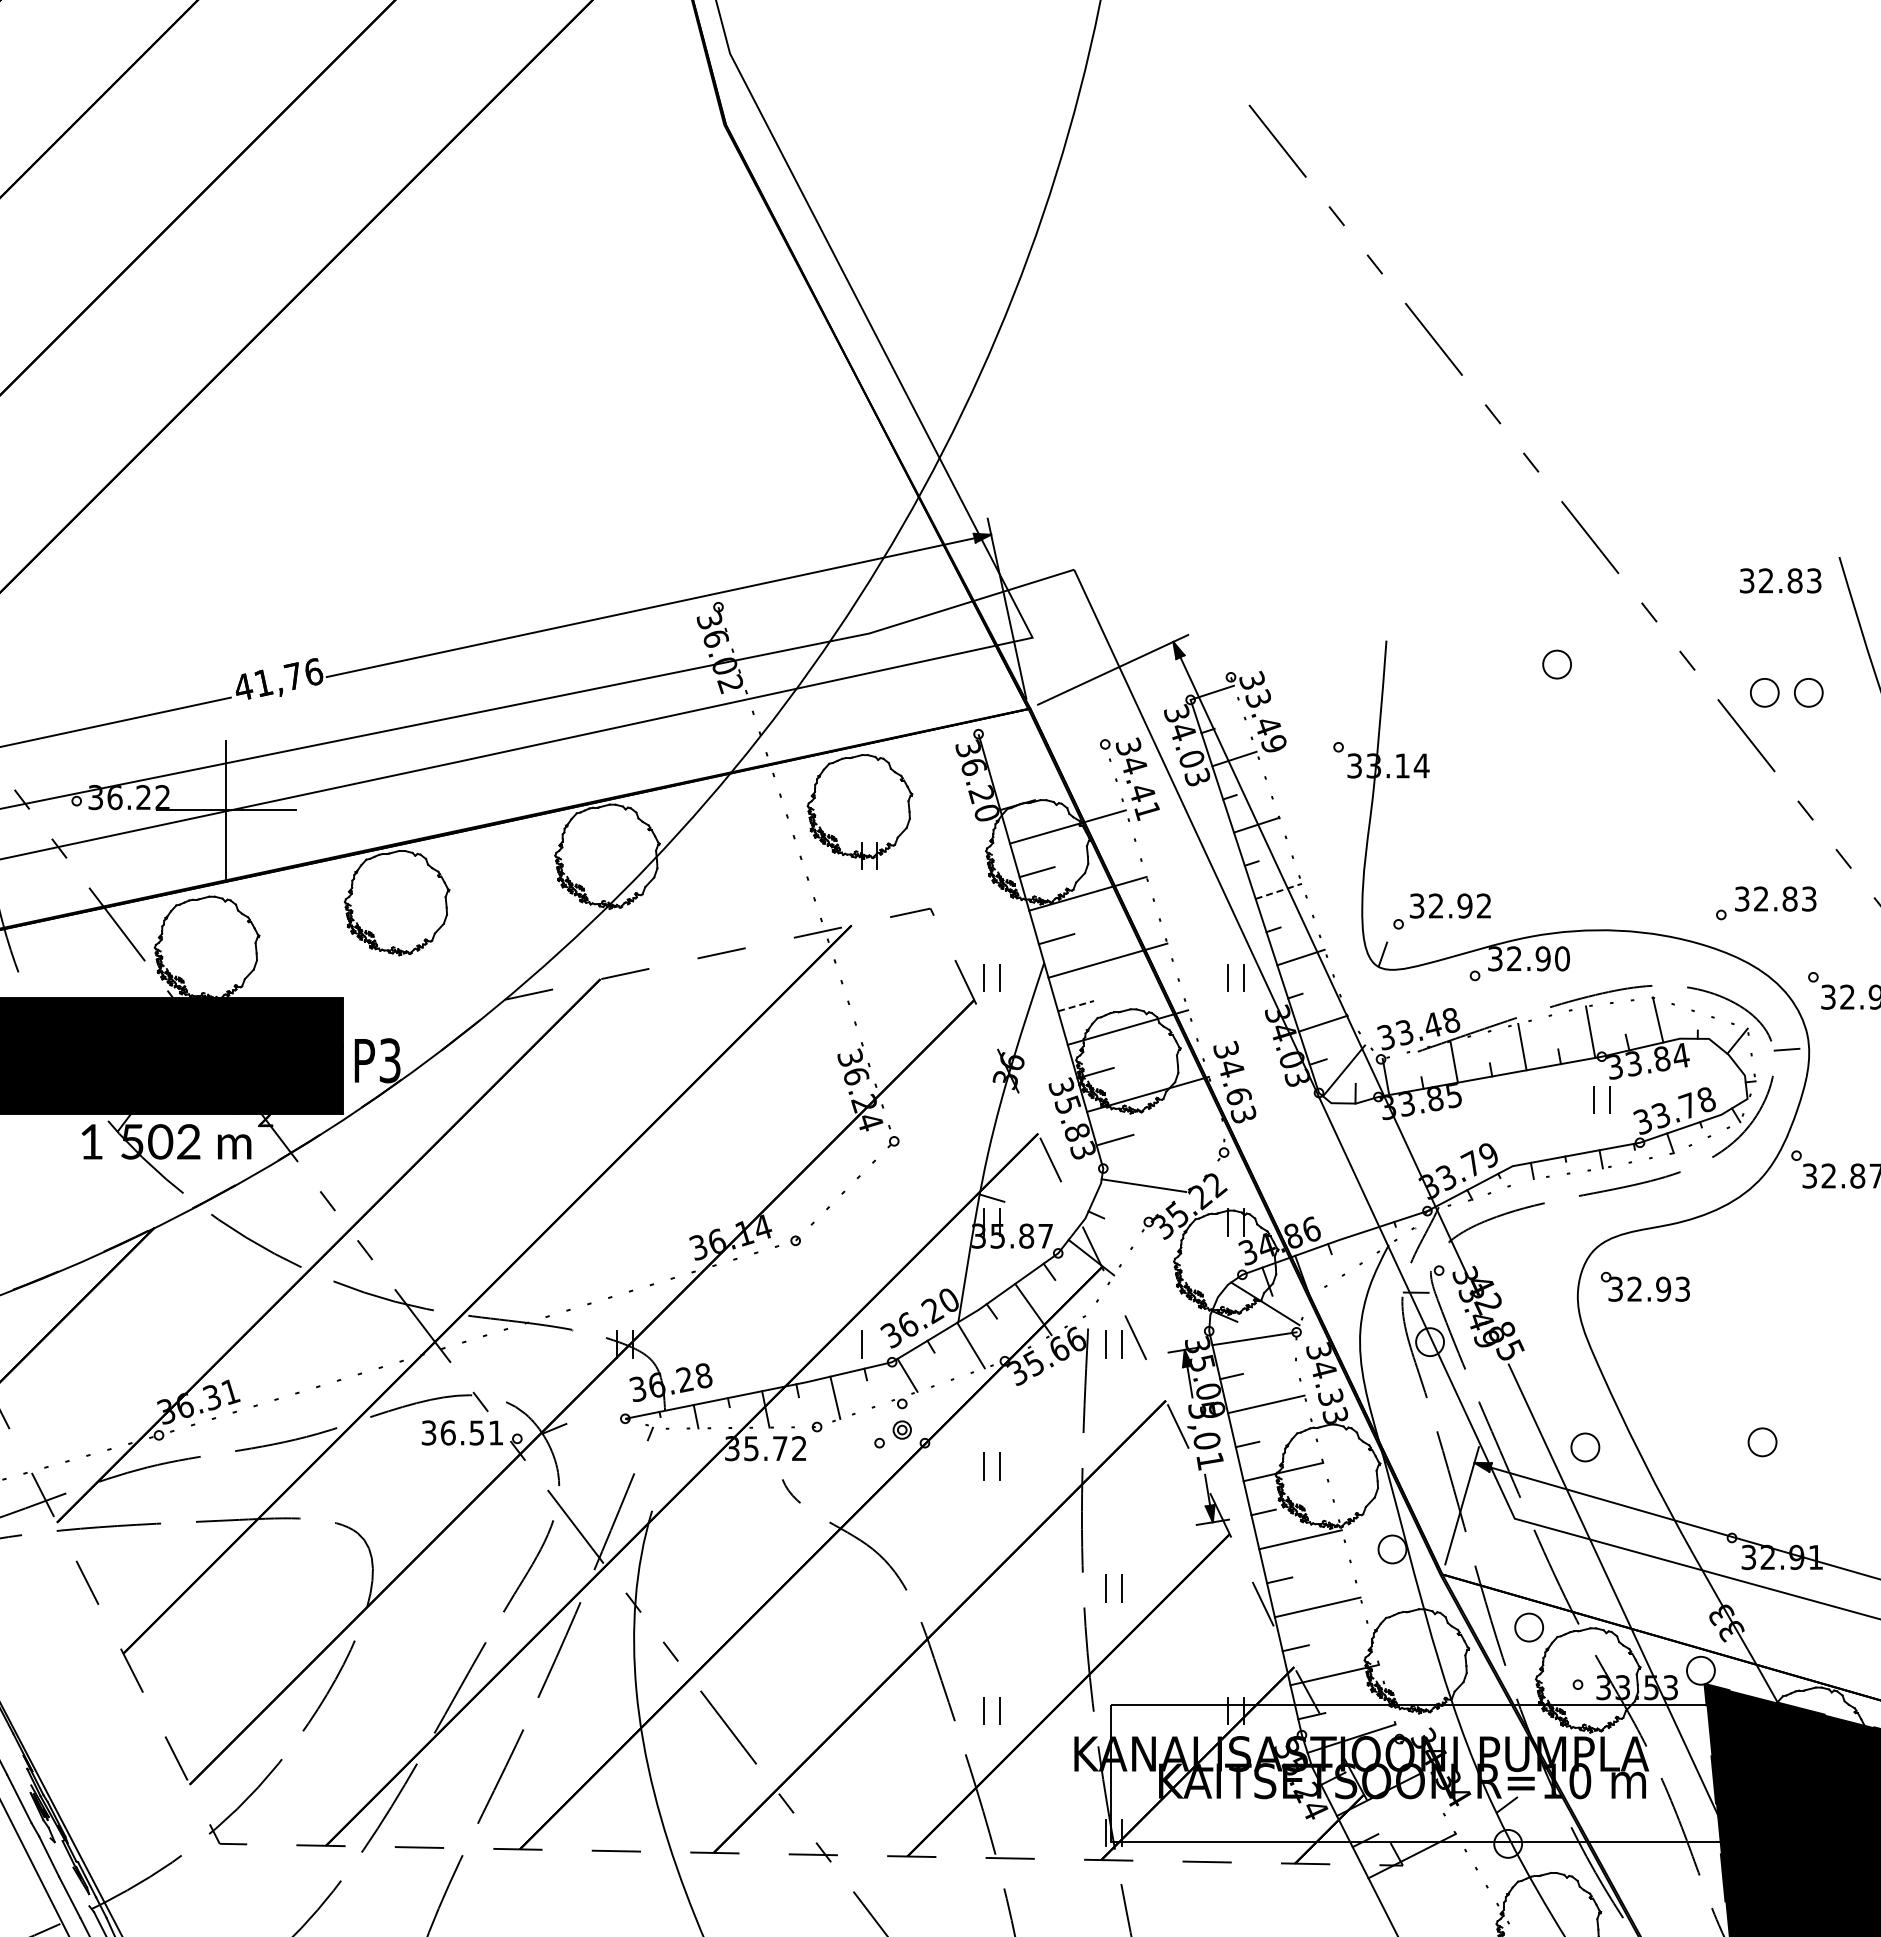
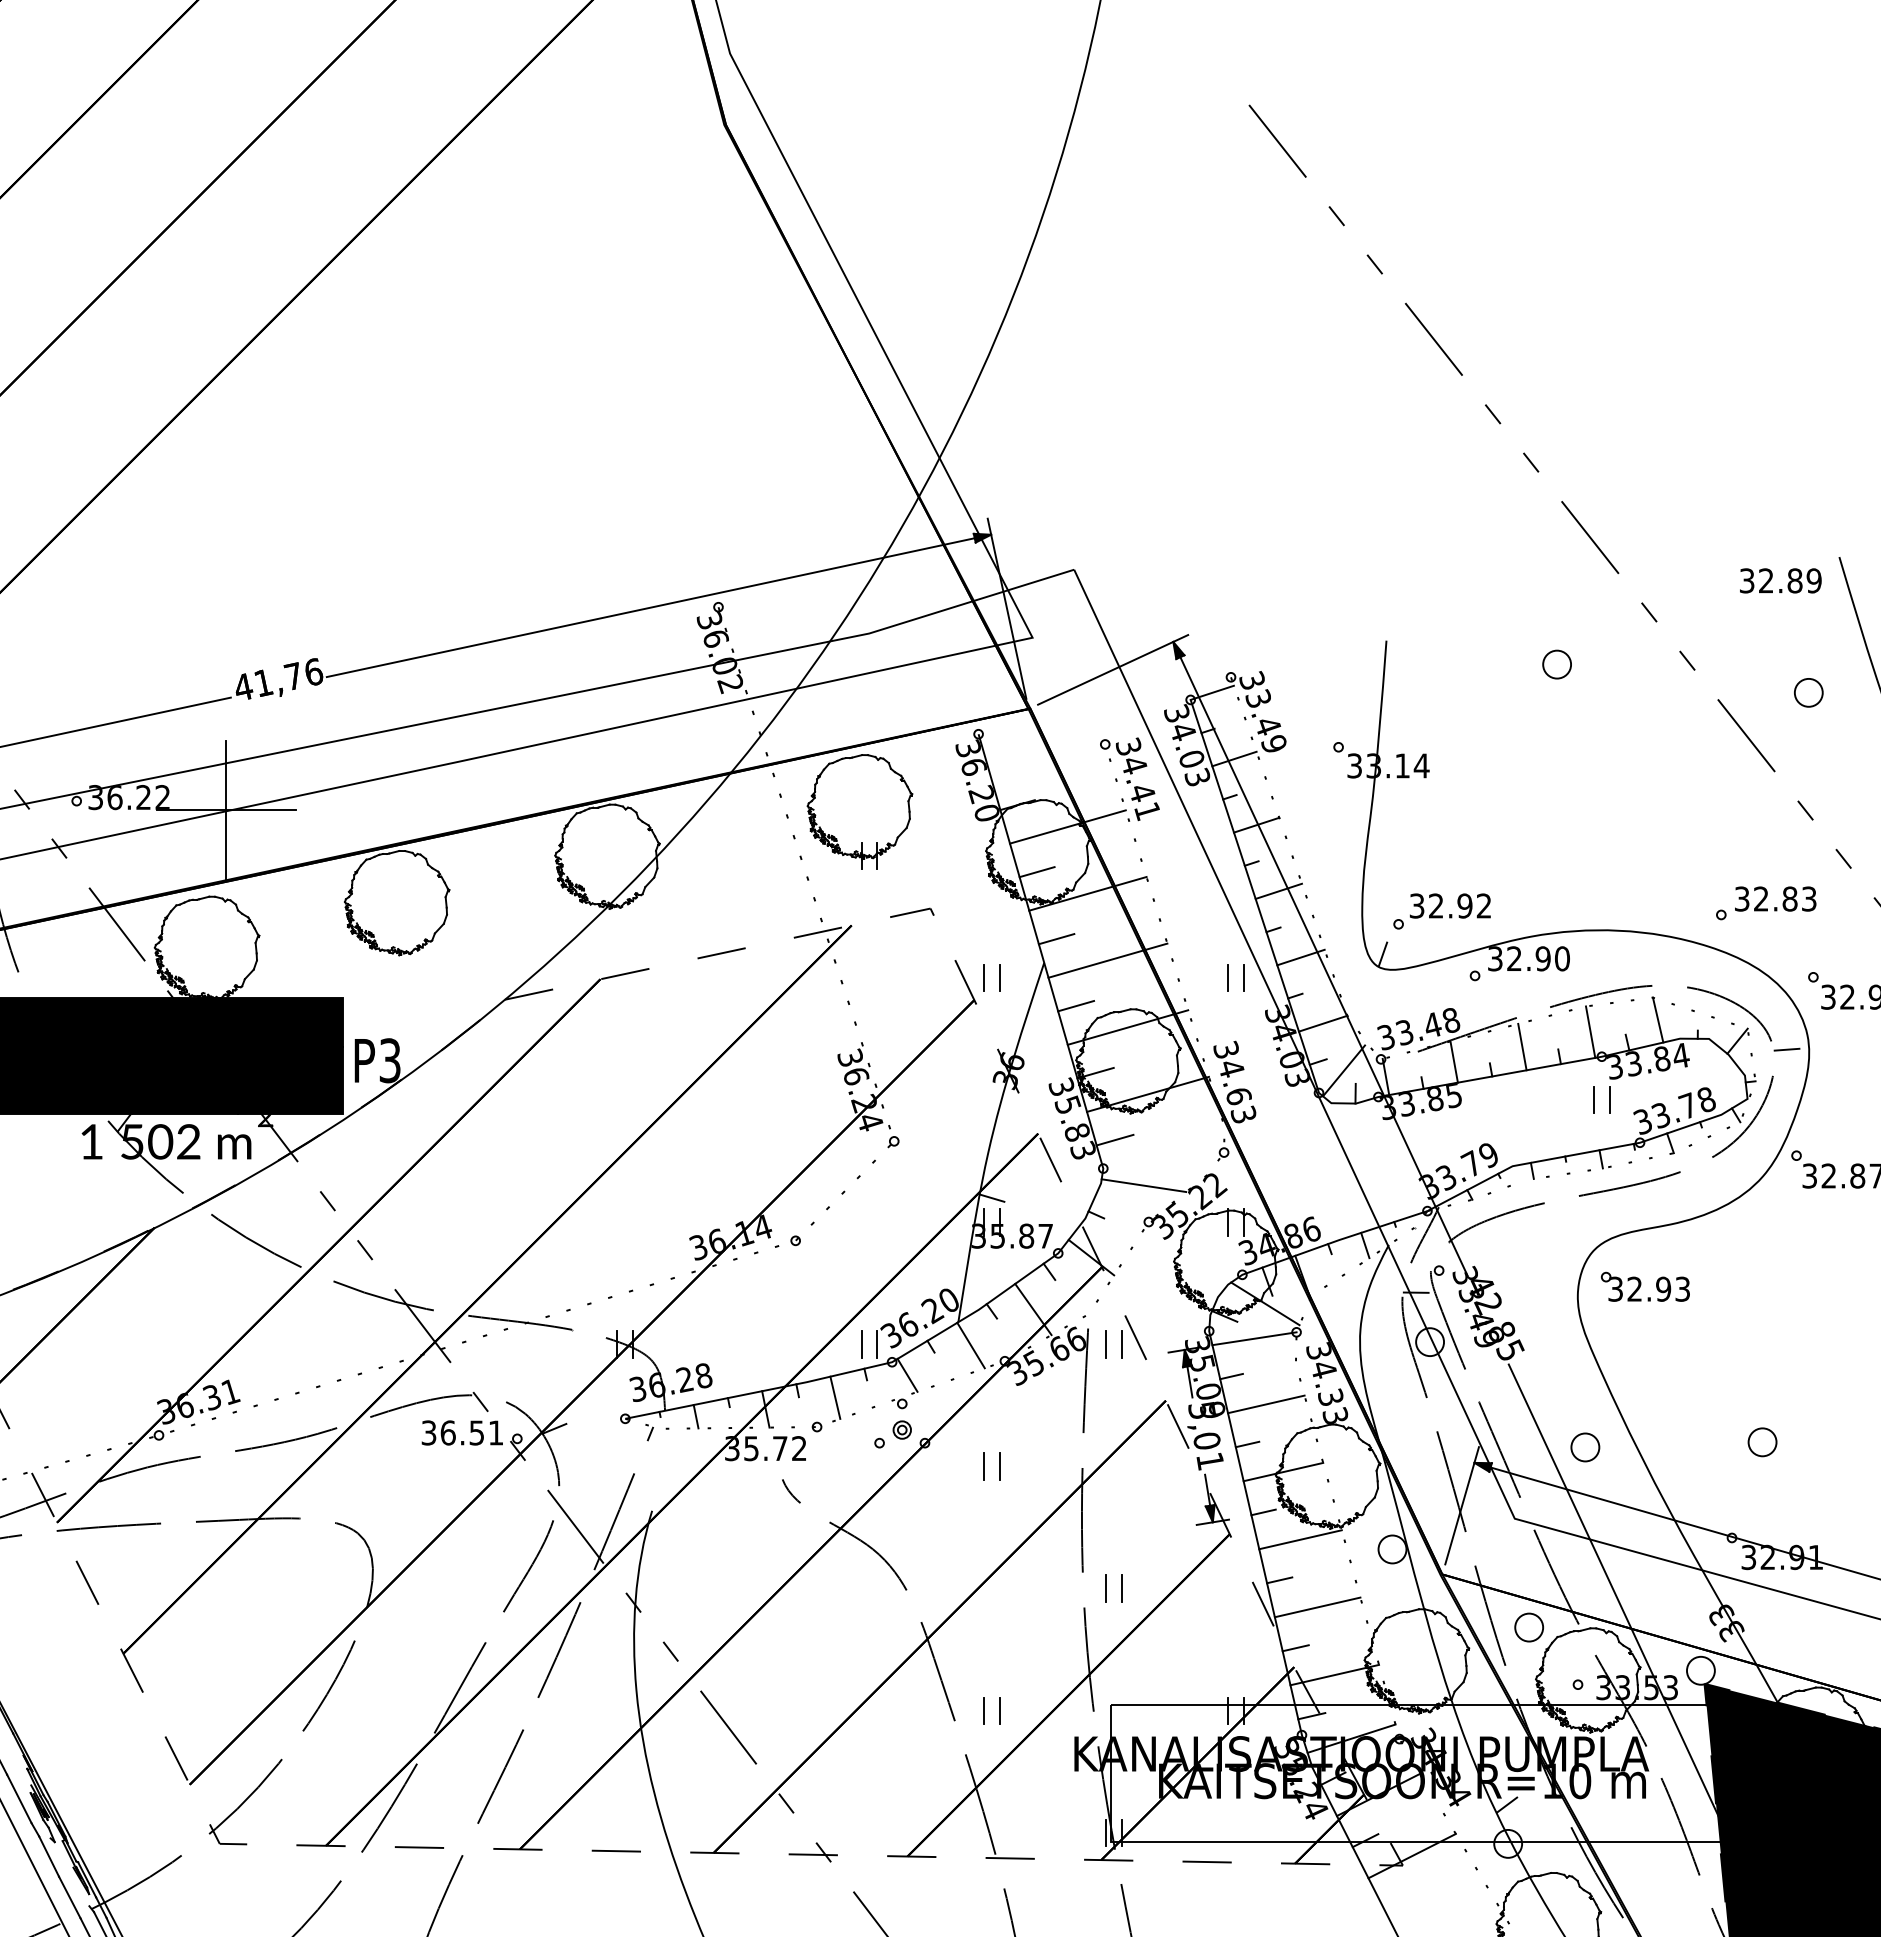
text: 32.83 -> 32.89 (1813, 580)
circle: present -> none (1764, 692)
line: dashed -> solid (1279, 891)
line: dashed -> solid (1076, 1006)
line: none -> present (1365, 1245)
line: none -> present (877, 1344)
